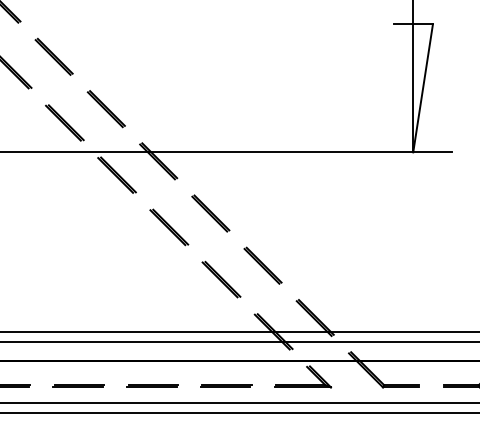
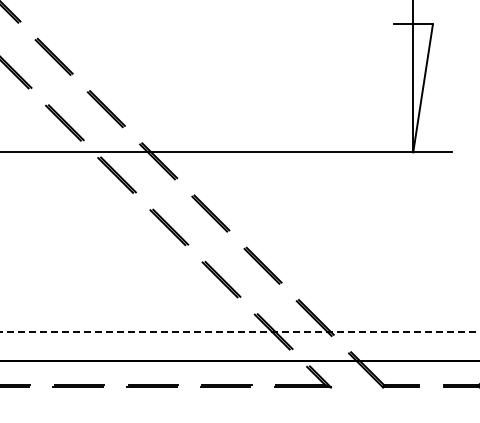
line: solid -> dashed (239, 331)
line: present -> none (239, 342)
line: present -> none (239, 403)
line: present -> none (239, 413)
